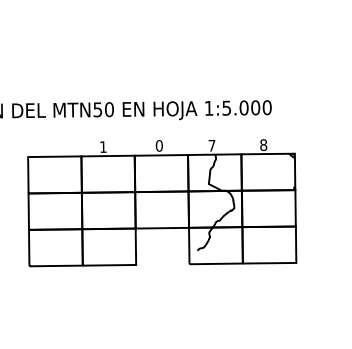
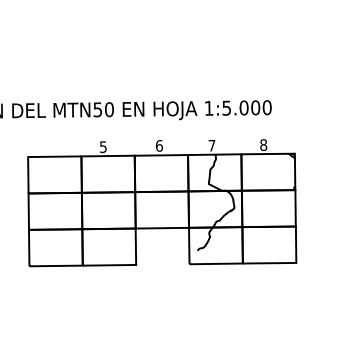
text: 0 -> 6 (159, 145)
text: 1 -> 5 (103, 147)
